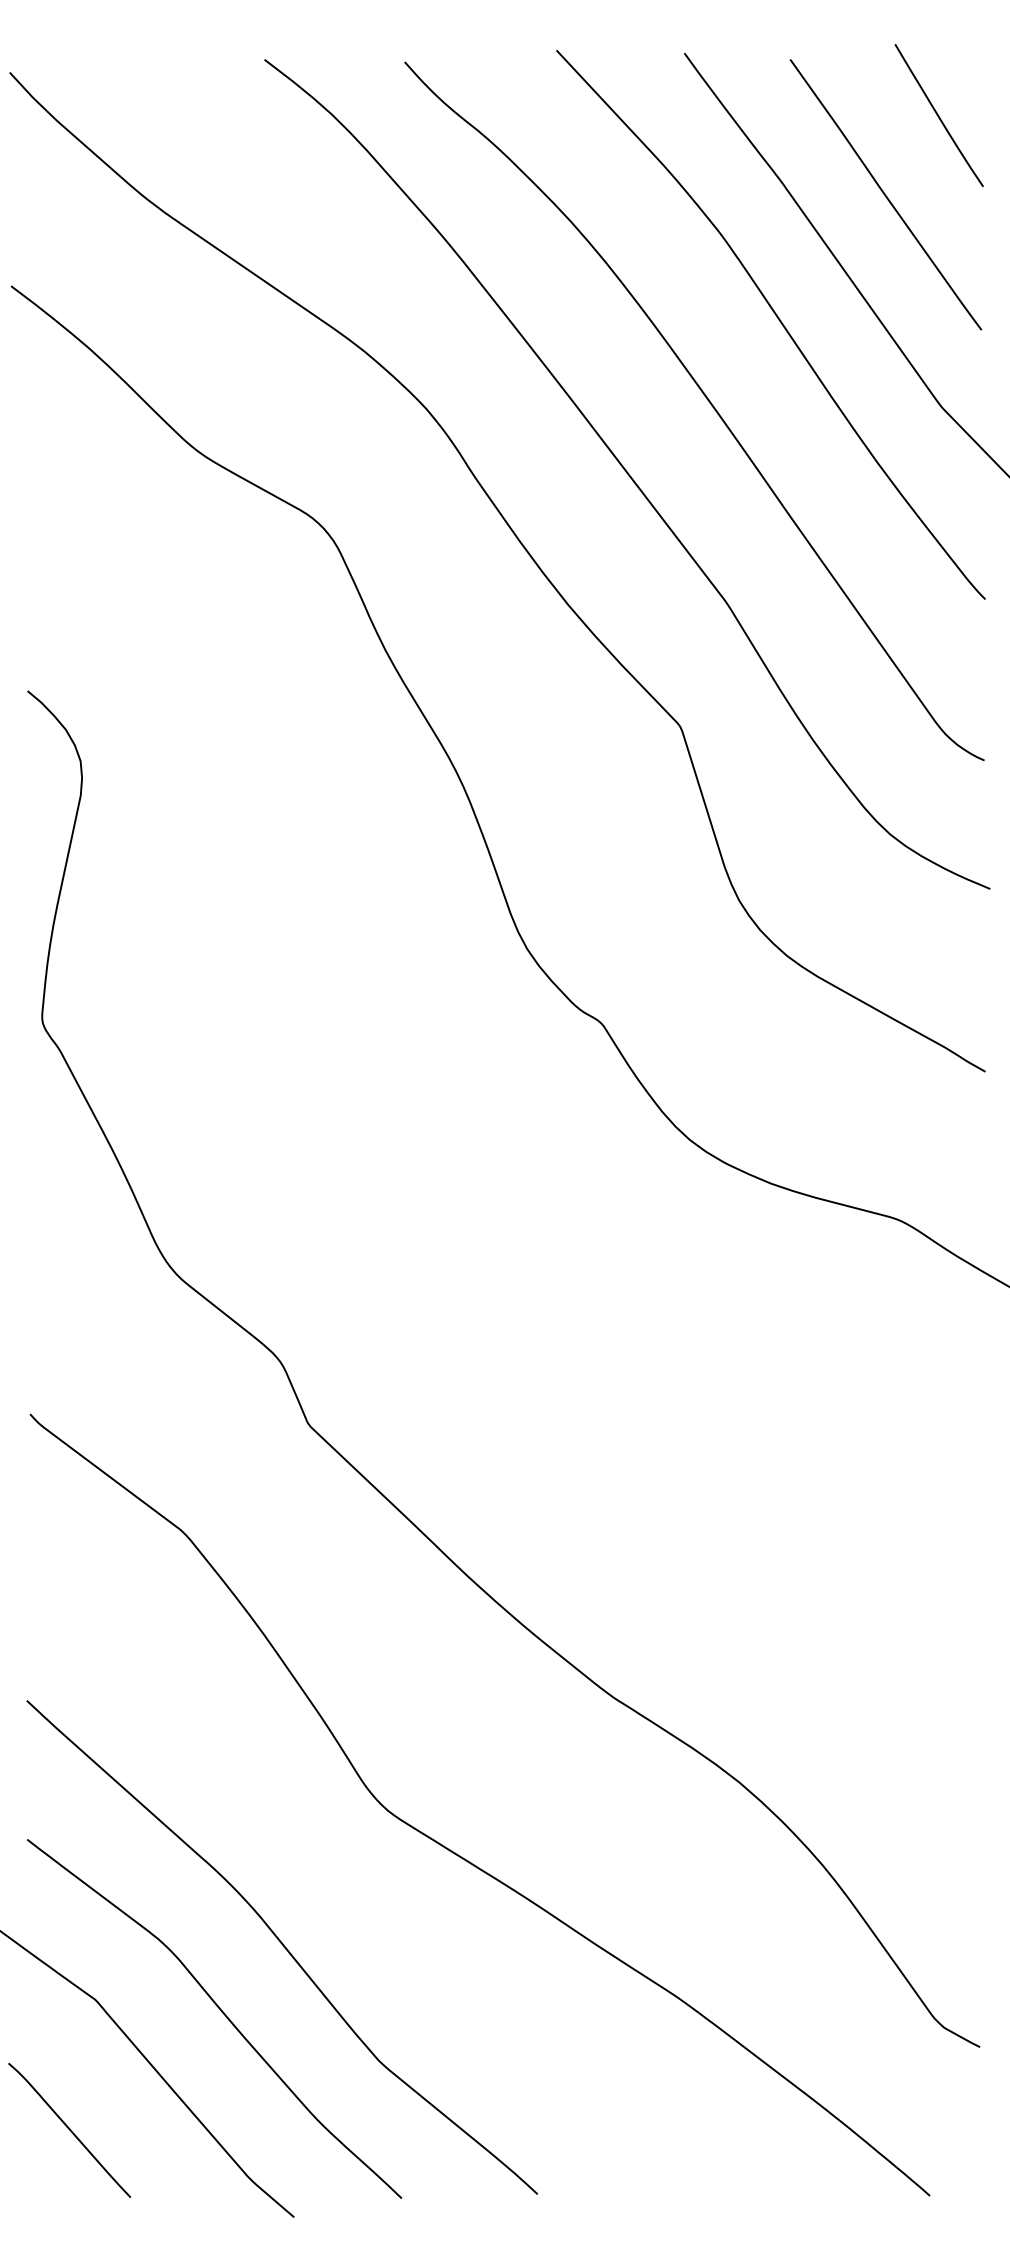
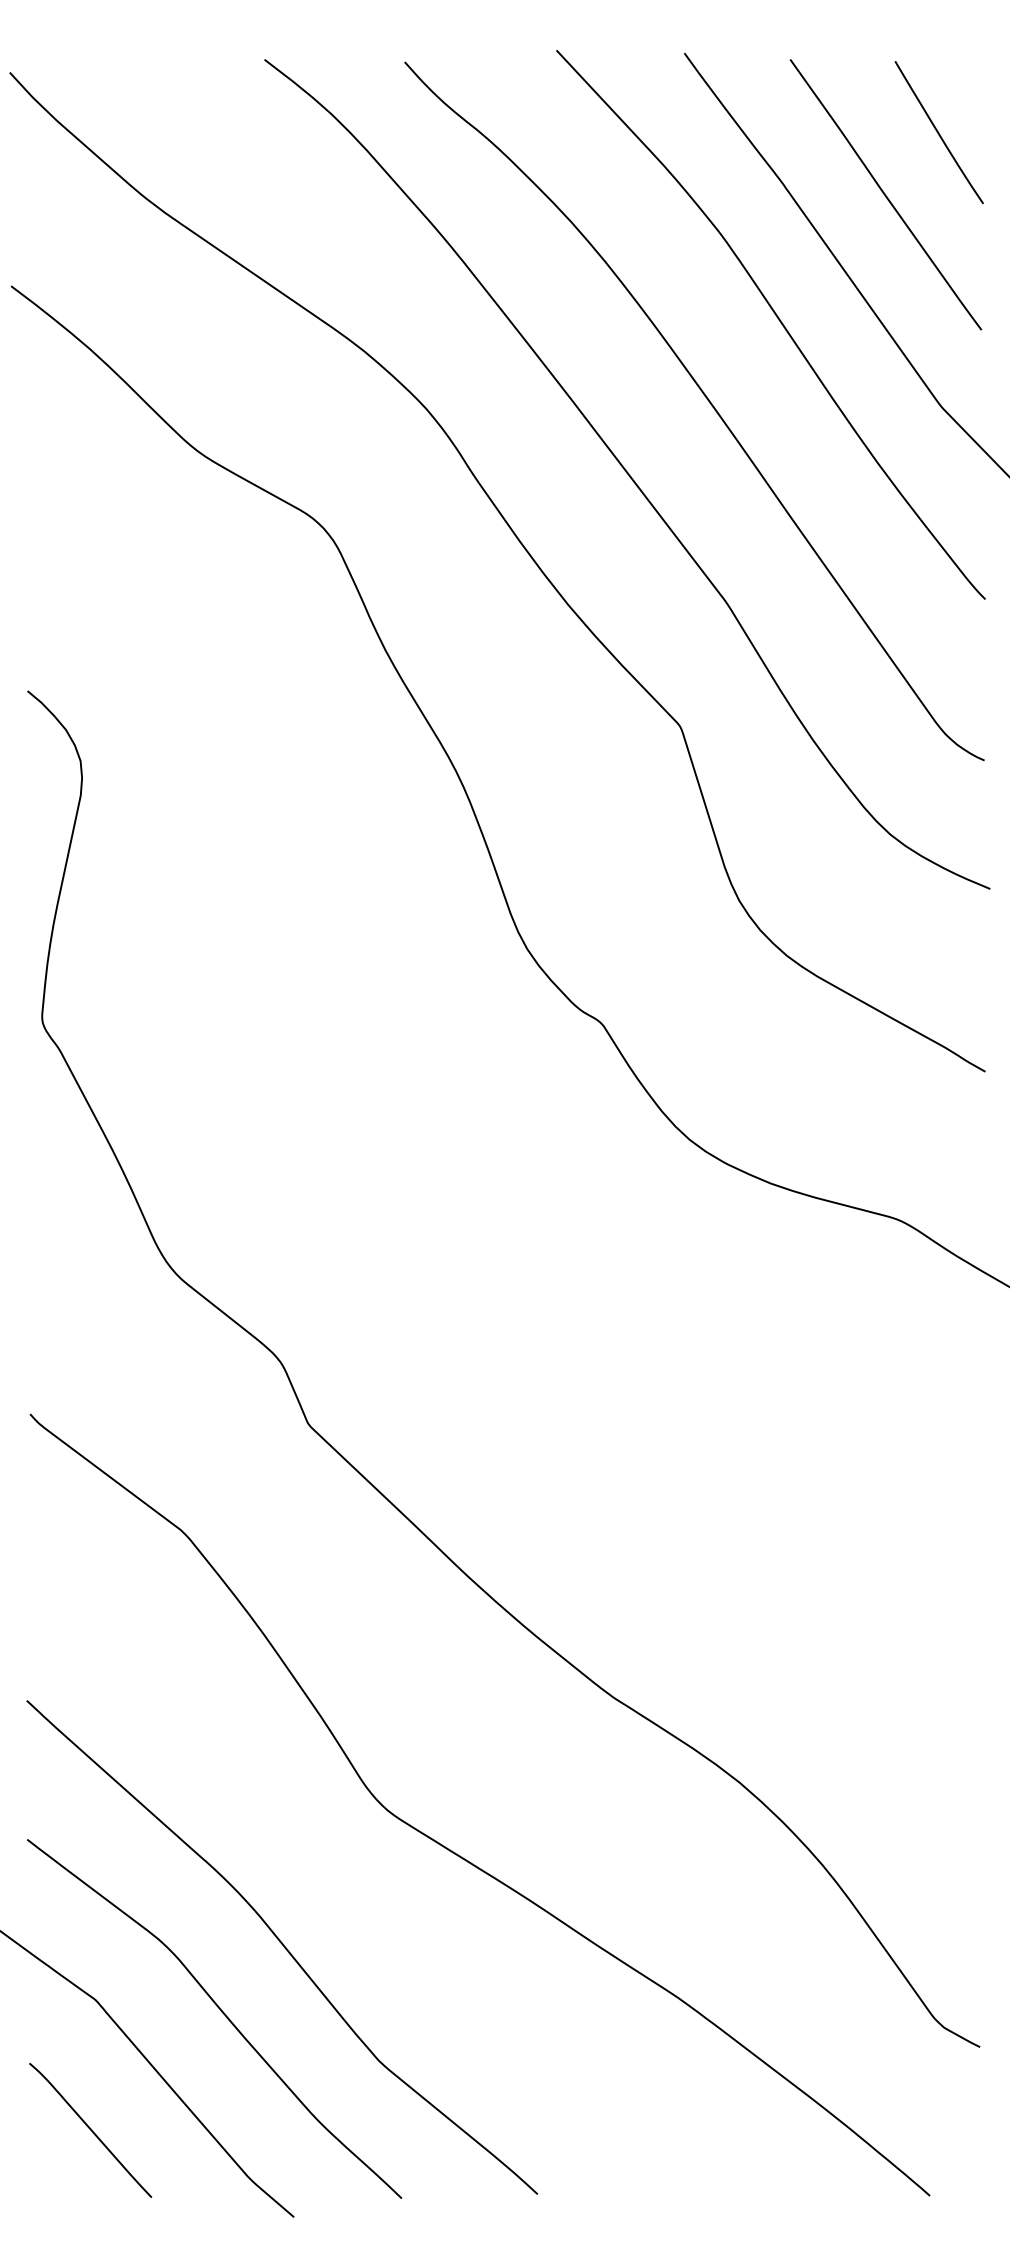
curve position: (938, 115) -> (938, 132) (938, 132)
curve position: (69, 2129) -> (90, 2129) (90, 2129)
